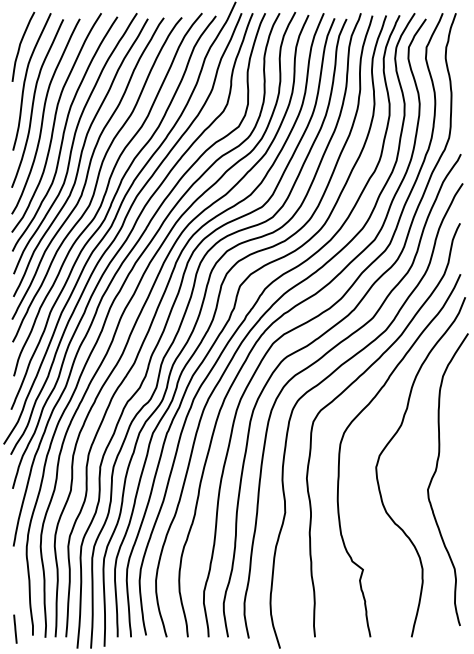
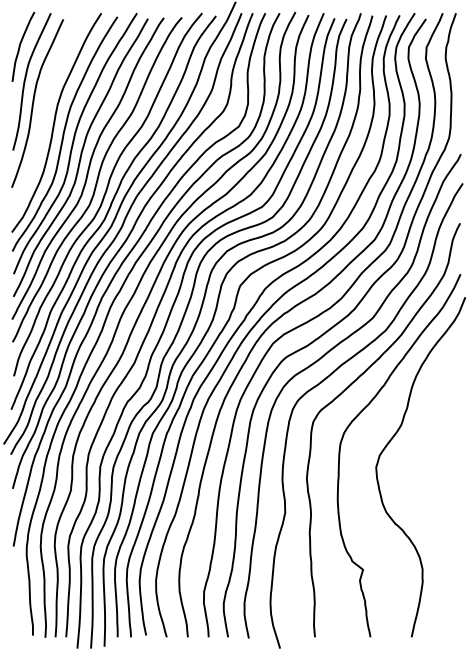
curve: present -> none (43, 116)
curve: present -> none (435, 474)
line: present -> none (15, 628)
